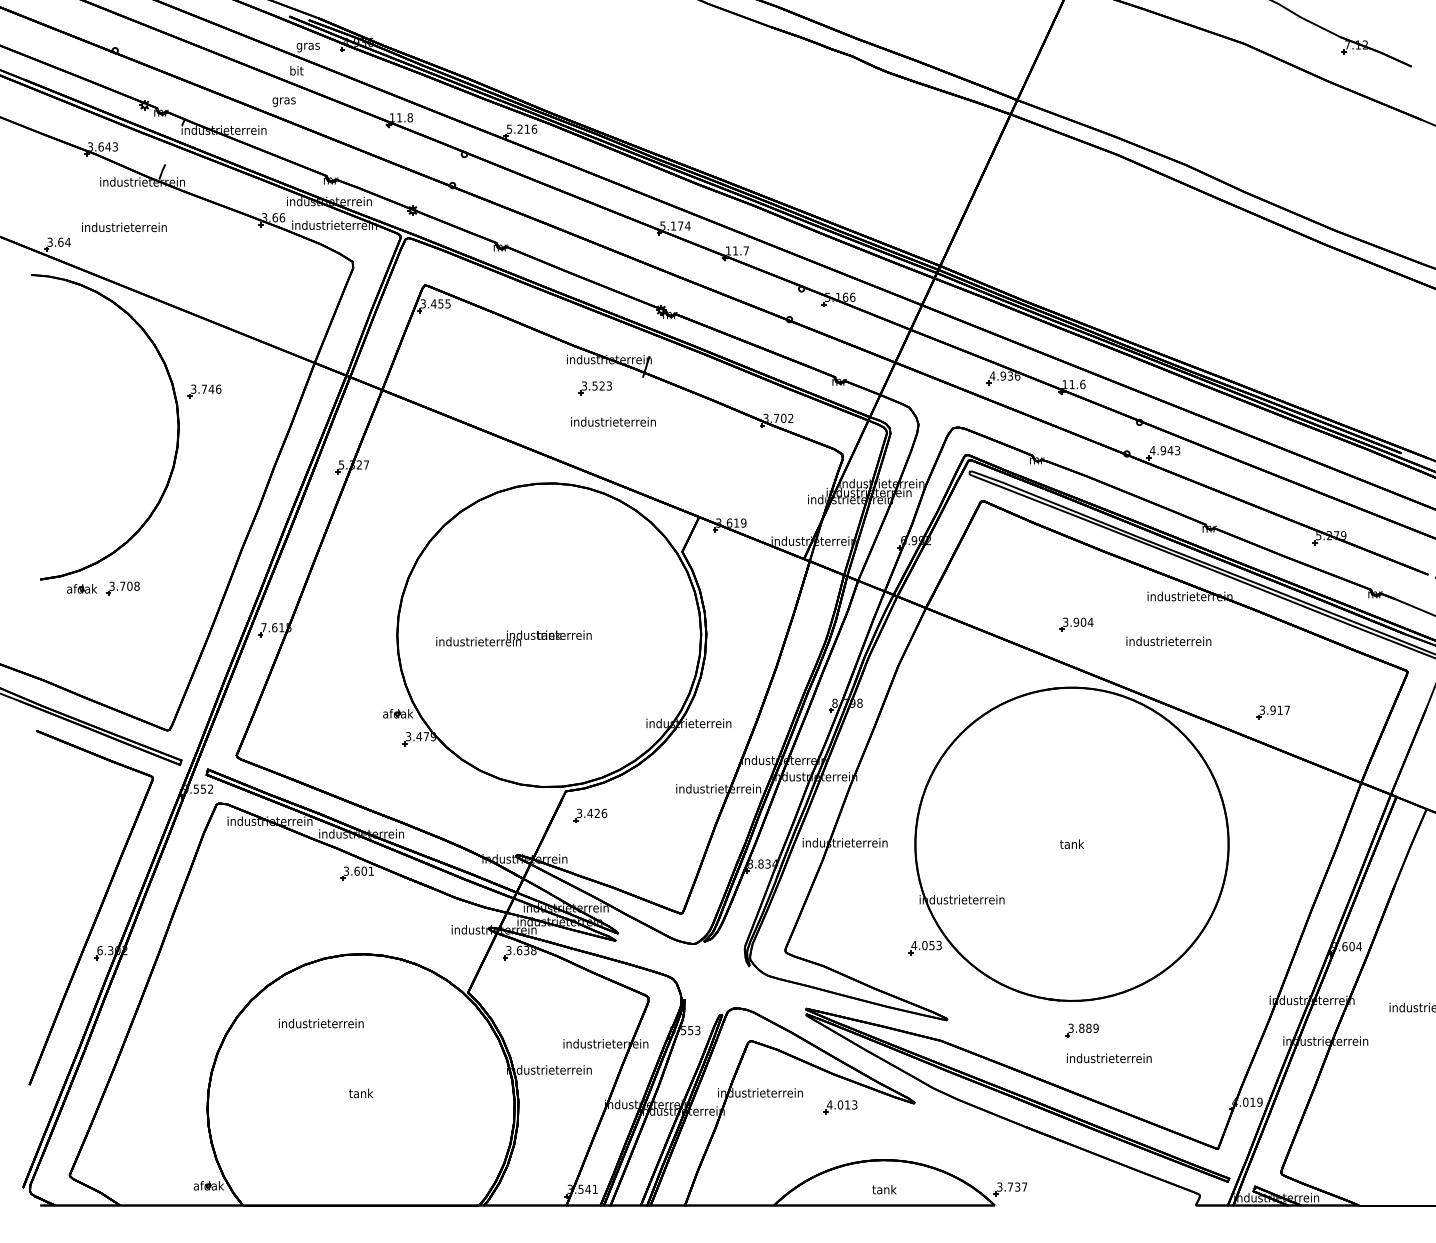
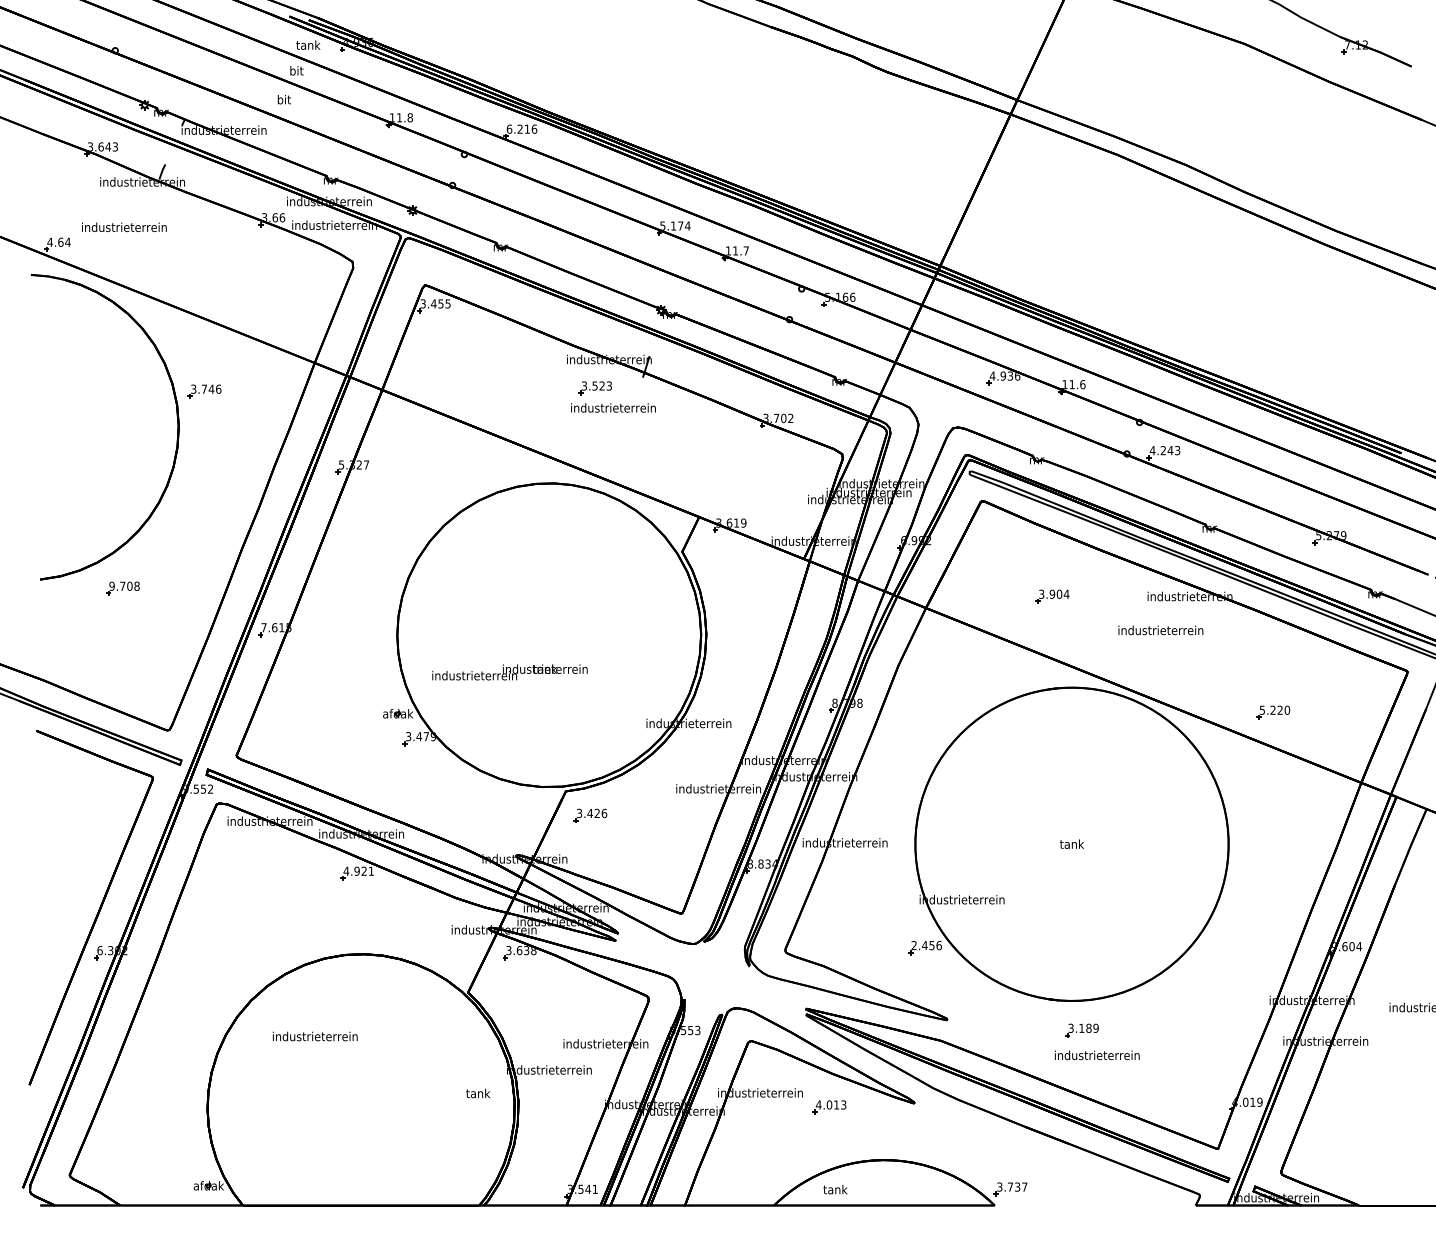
text: gras -> tank (308, 46)
text: gras -> bit (283, 100)
text: 5.216 -> 6.216 (509, 128)
text: 3.64 -> 4.64 (50, 241)
text position: (613, 421) -> (613, 407) (613, 407)
text: 4.943 -> 4.243 (1163, 450)
text: 3.708 -> 9.708 (111, 585)
part: present -> none (82, 588)
part position: (1076, 624) -> (1052, 596) (1052, 596)
text position: (513, 638) -> (509, 672) (509, 672)
text position: (1168, 641) -> (1160, 630) (1160, 630)
text: 3.917 -> 5.220 (1275, 709)
text: 3.601 -> 4.921 (354, 870)
text: 4.053 -> 2.456 (926, 945)
text position: (320, 1023) -> (314, 1036) (314, 1036)
text: 3.889 -> 3.189 (1081, 1027)
text position: (1109, 1058) -> (1097, 1055) (1097, 1055)
text position: (360, 1093) -> (477, 1093) (477, 1093)
part position: (840, 1107) -> (829, 1107) (829, 1107)
text position: (884, 1189) -> (835, 1189) (835, 1189)
